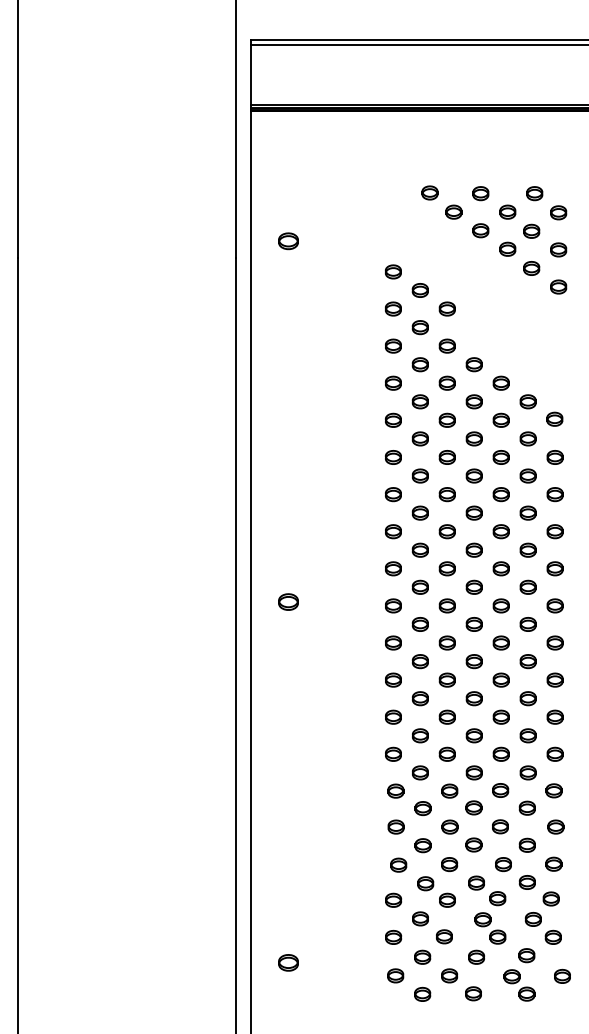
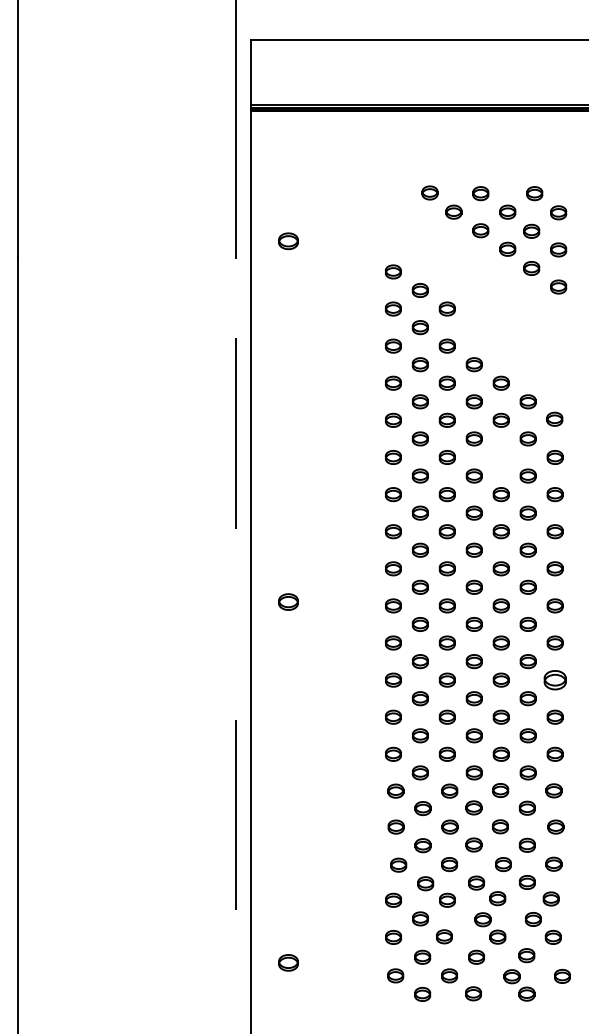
line: present -> none (418, 44)
part: present -> none (500, 457)
line: solid -> dashed (235, 645)
part size: 18x16 px -> 24x21 px (554, 680)
